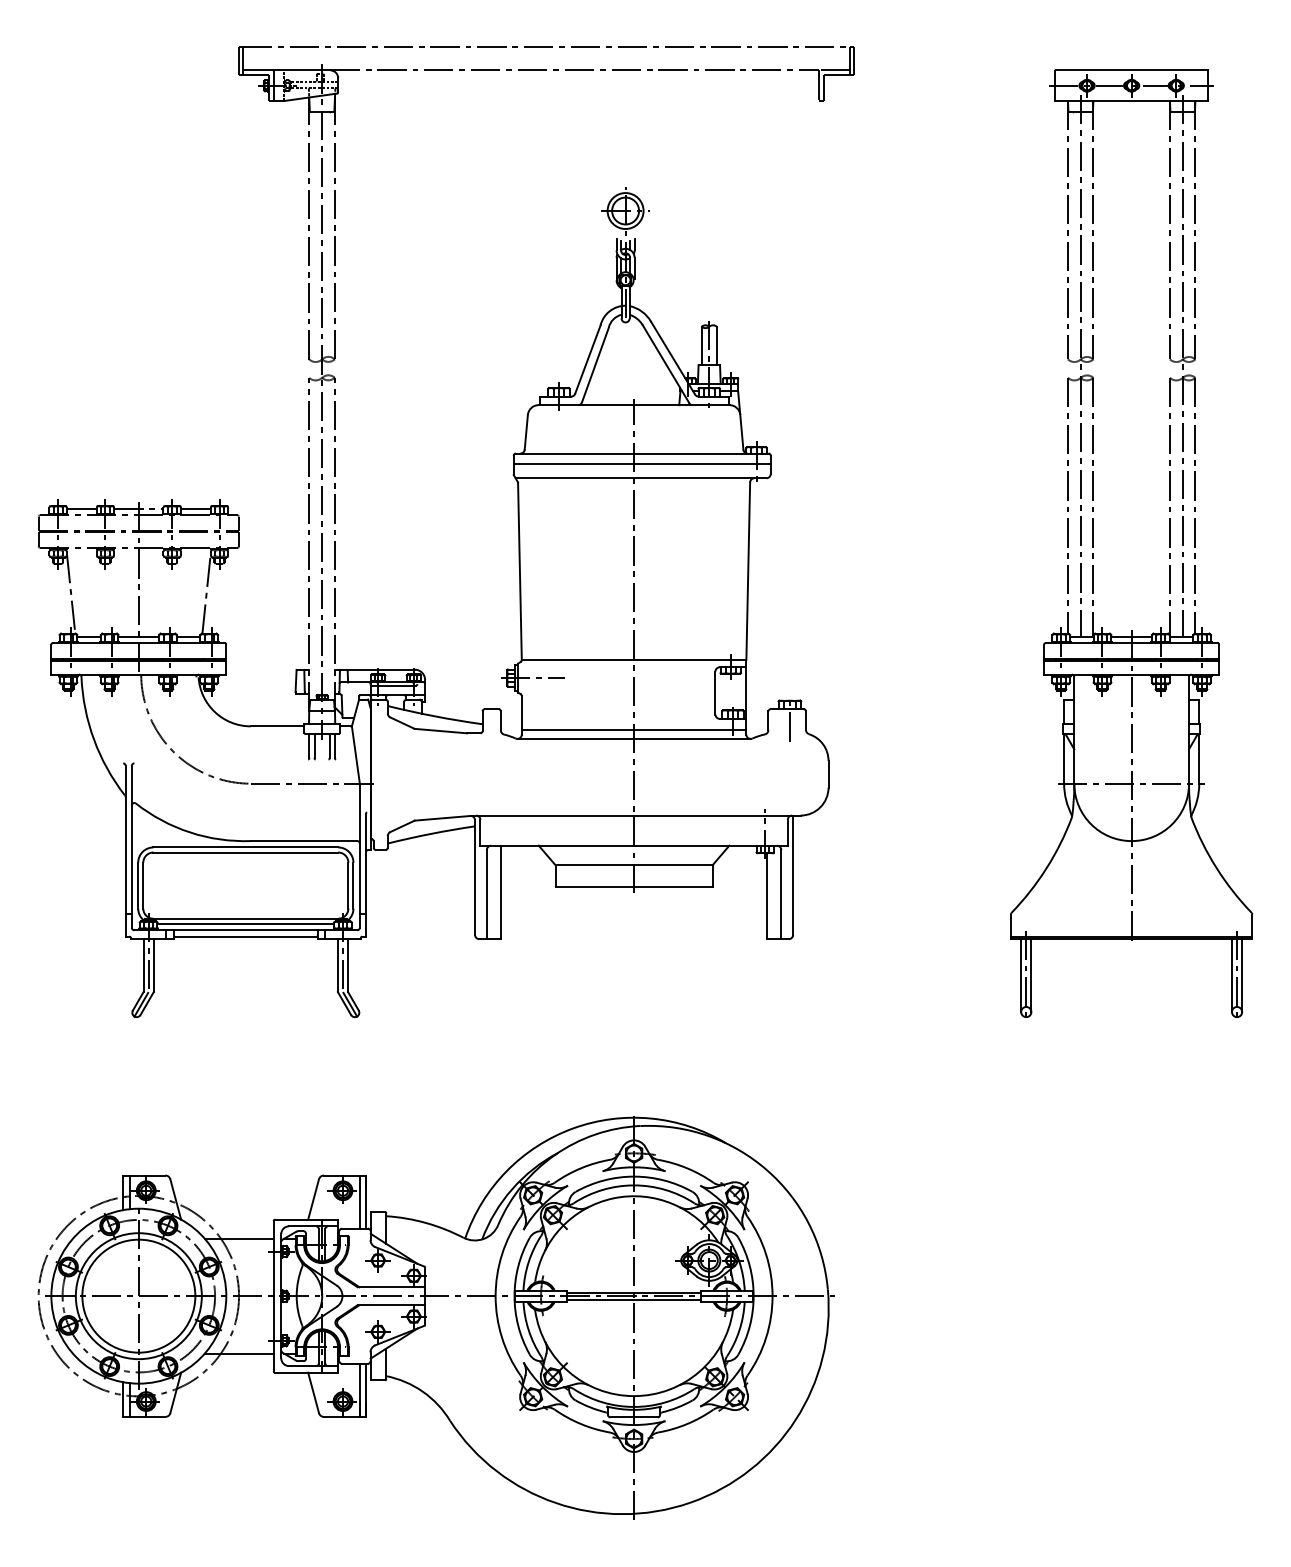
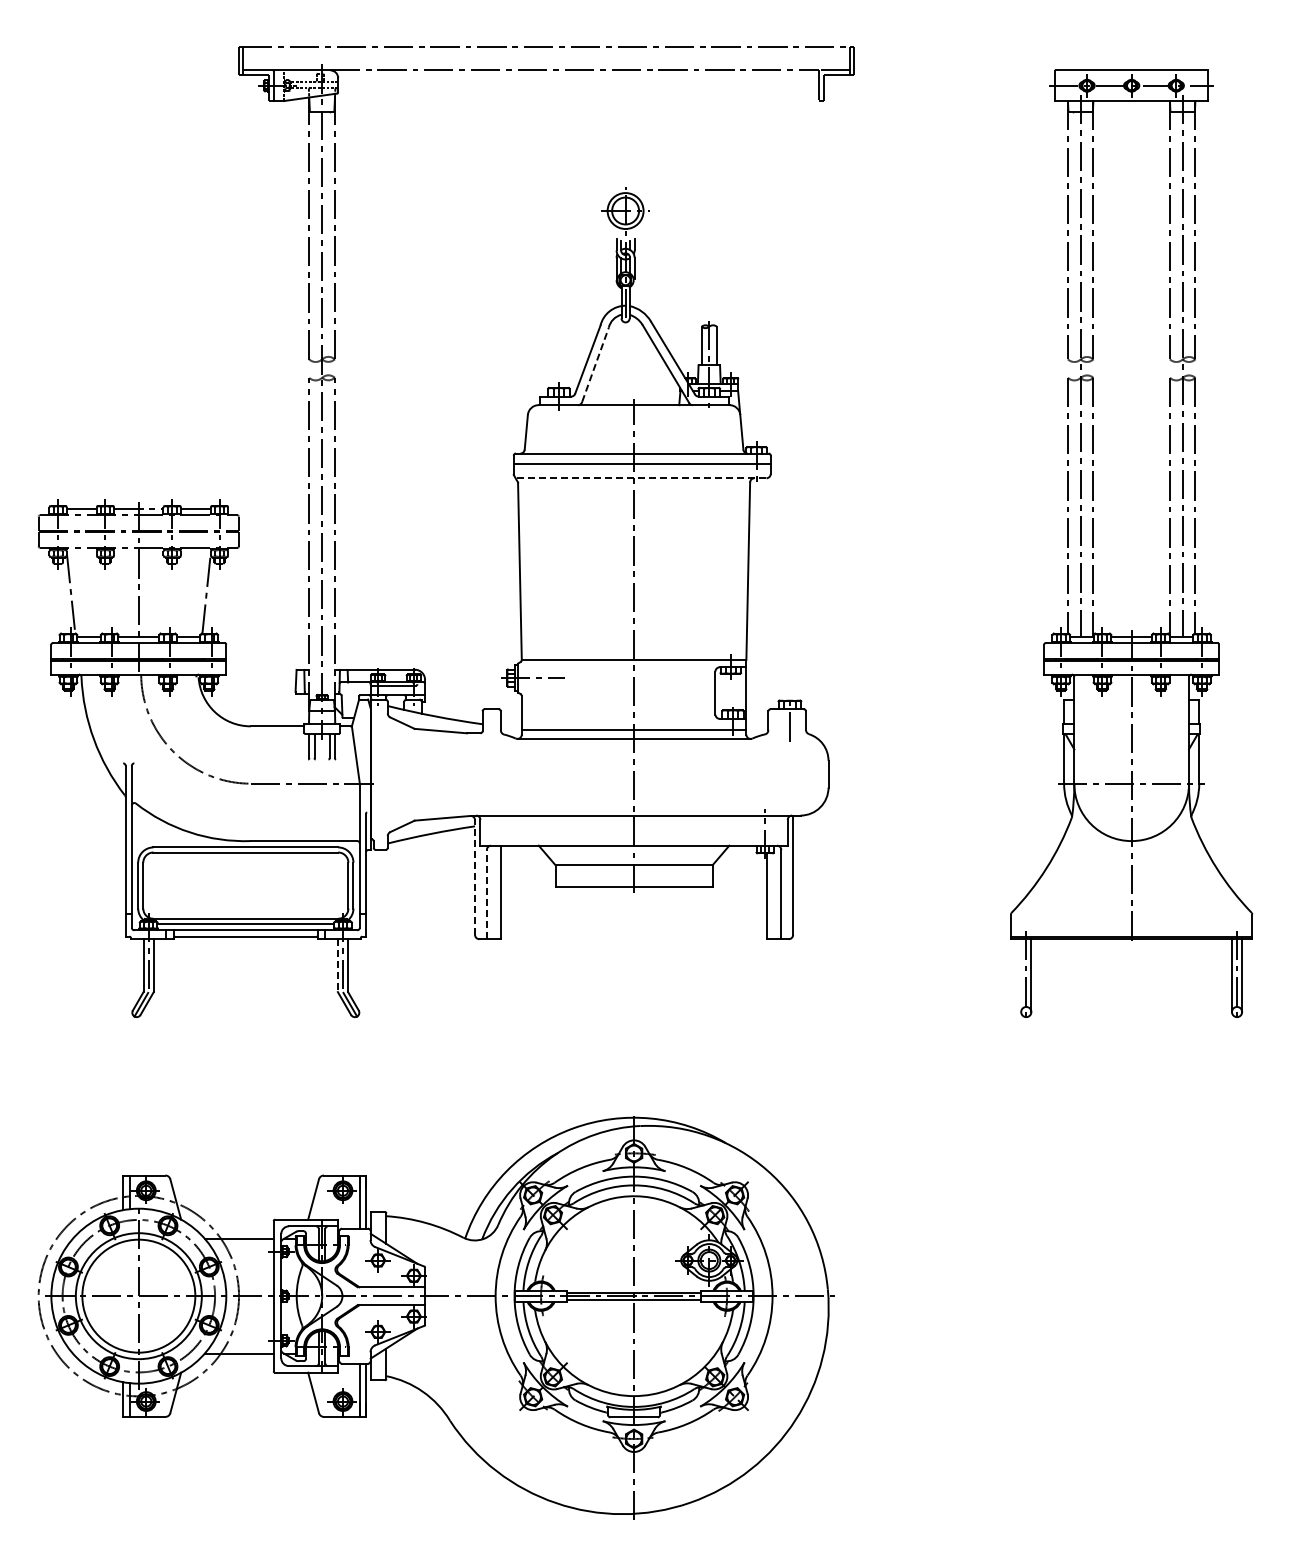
line: solid -> dashed (595, 364)
line: solid -> dashed (640, 478)
line: solid -> dashed (475, 877)
line: solid -> dashed (486, 894)
line: solid -> dashed (337, 966)
line: present -> none (1021, 975)
